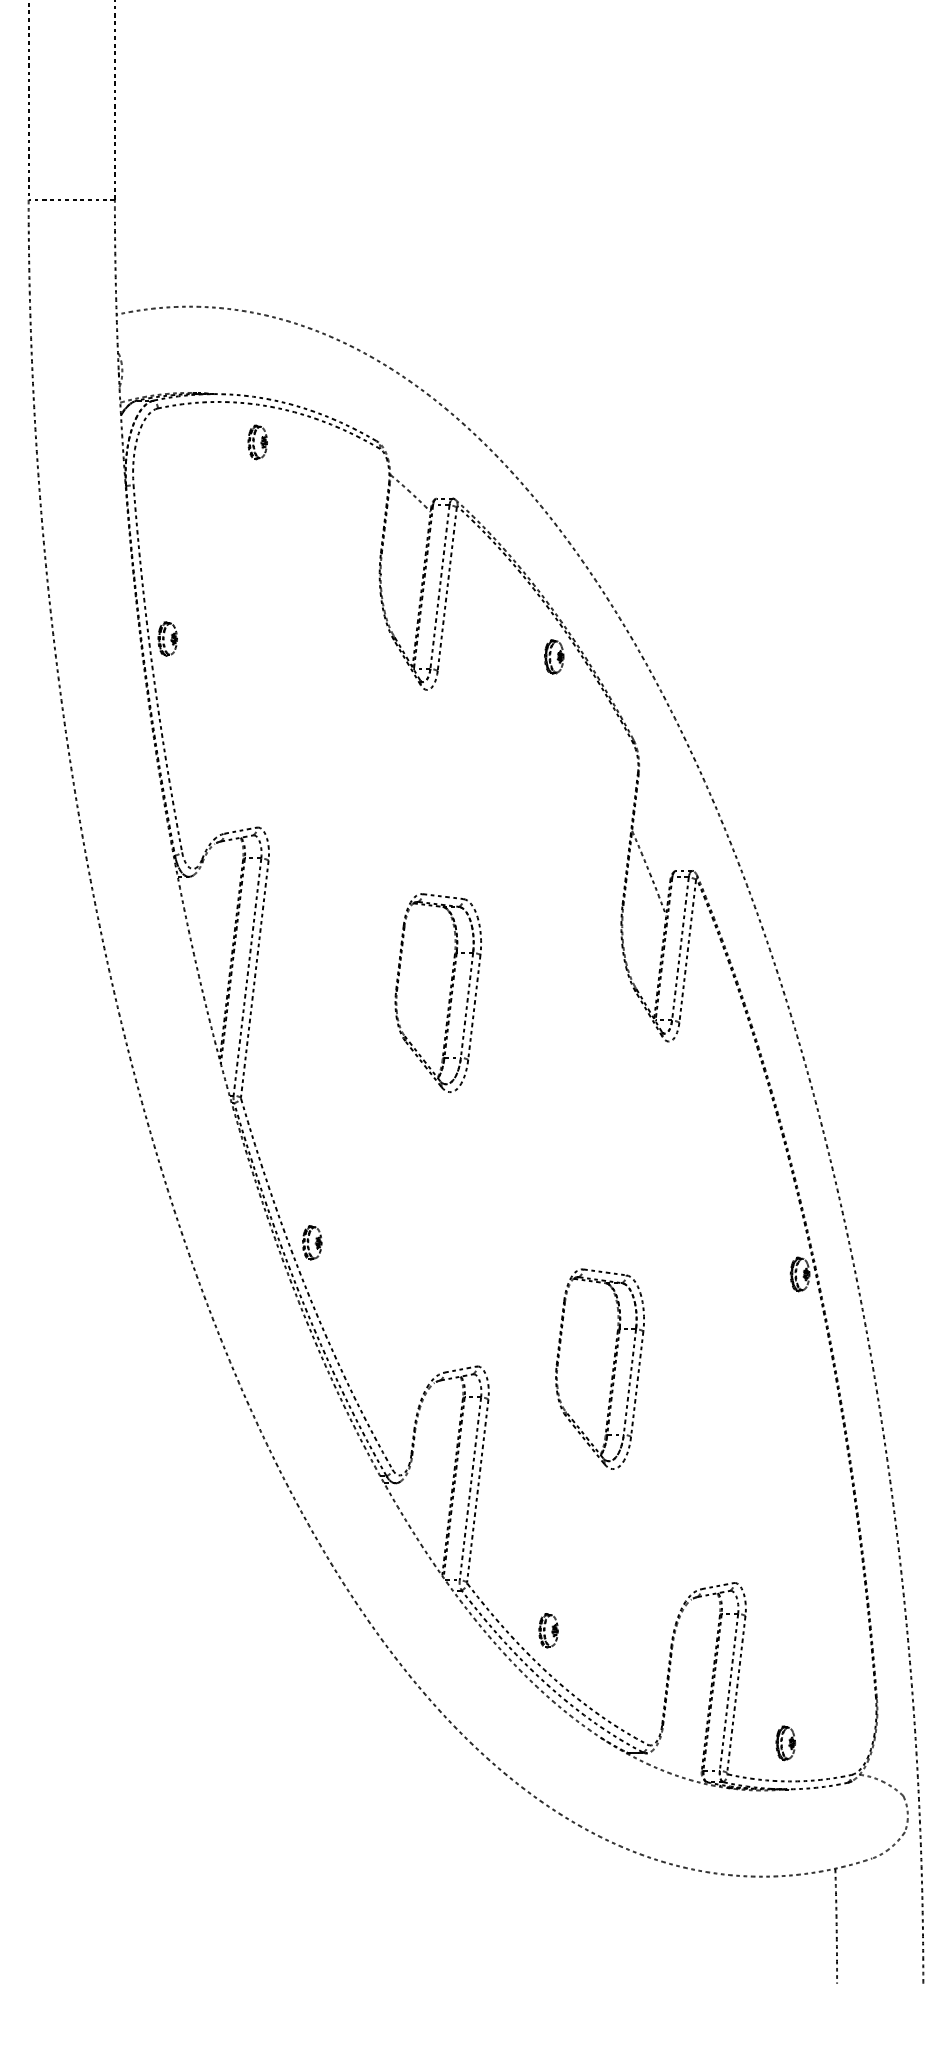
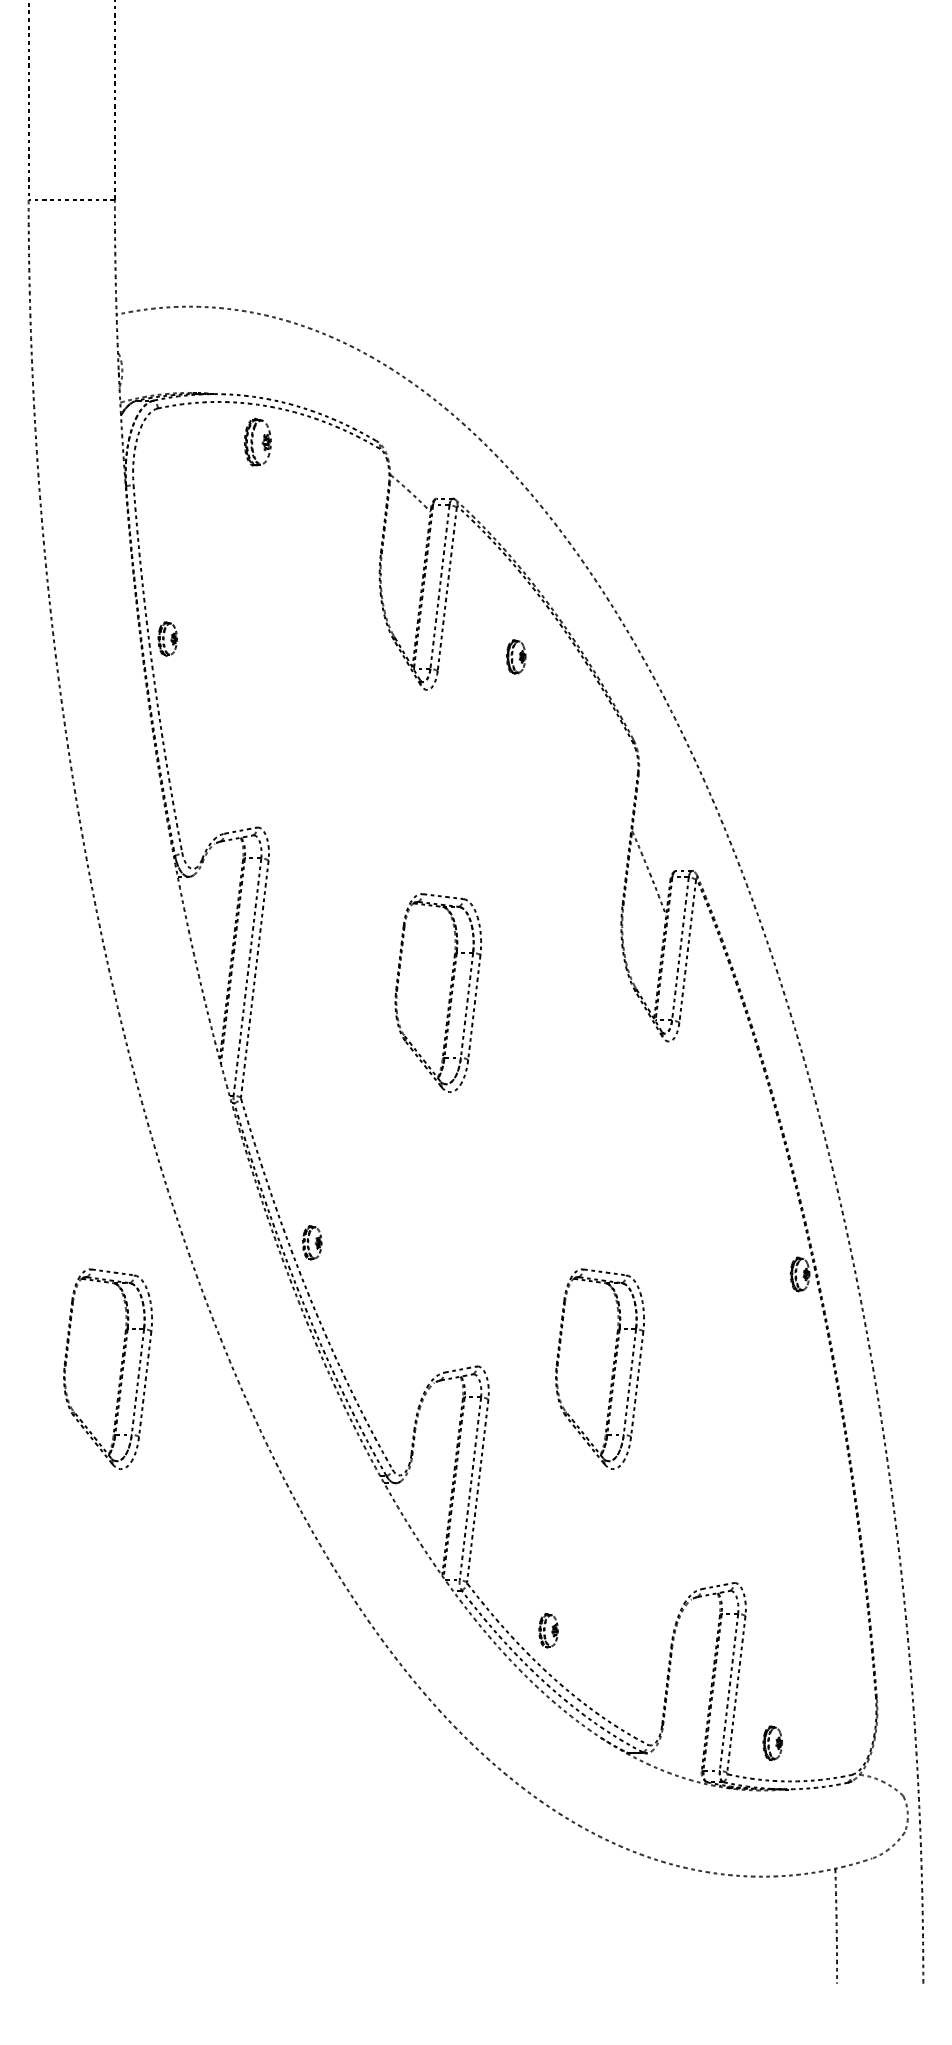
part size: 21x37 px -> 28x50 px (257, 441)
part position: (554, 656) -> (516, 656) (516, 656)
part: none -> present (120, 1368)
part position: (785, 1743) -> (772, 1743) (772, 1743)
